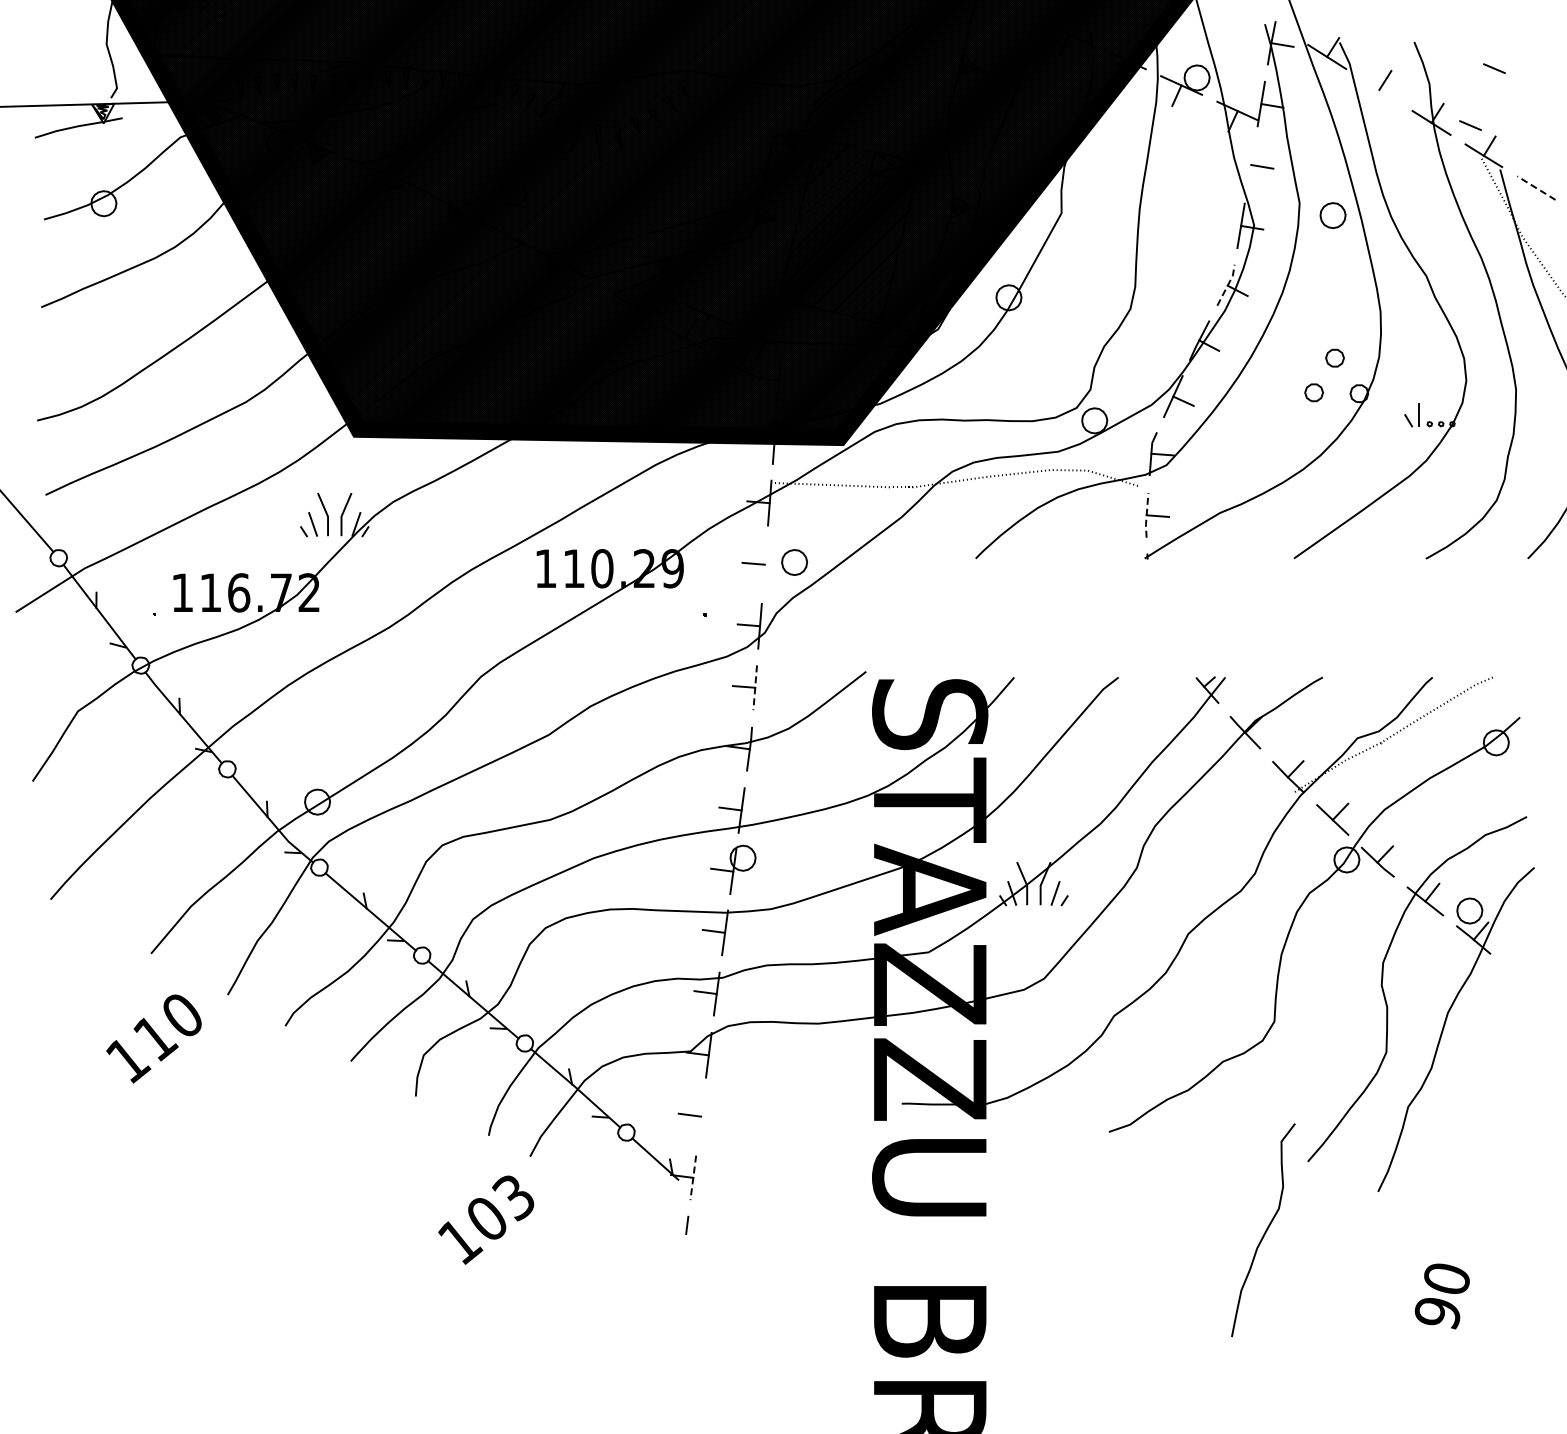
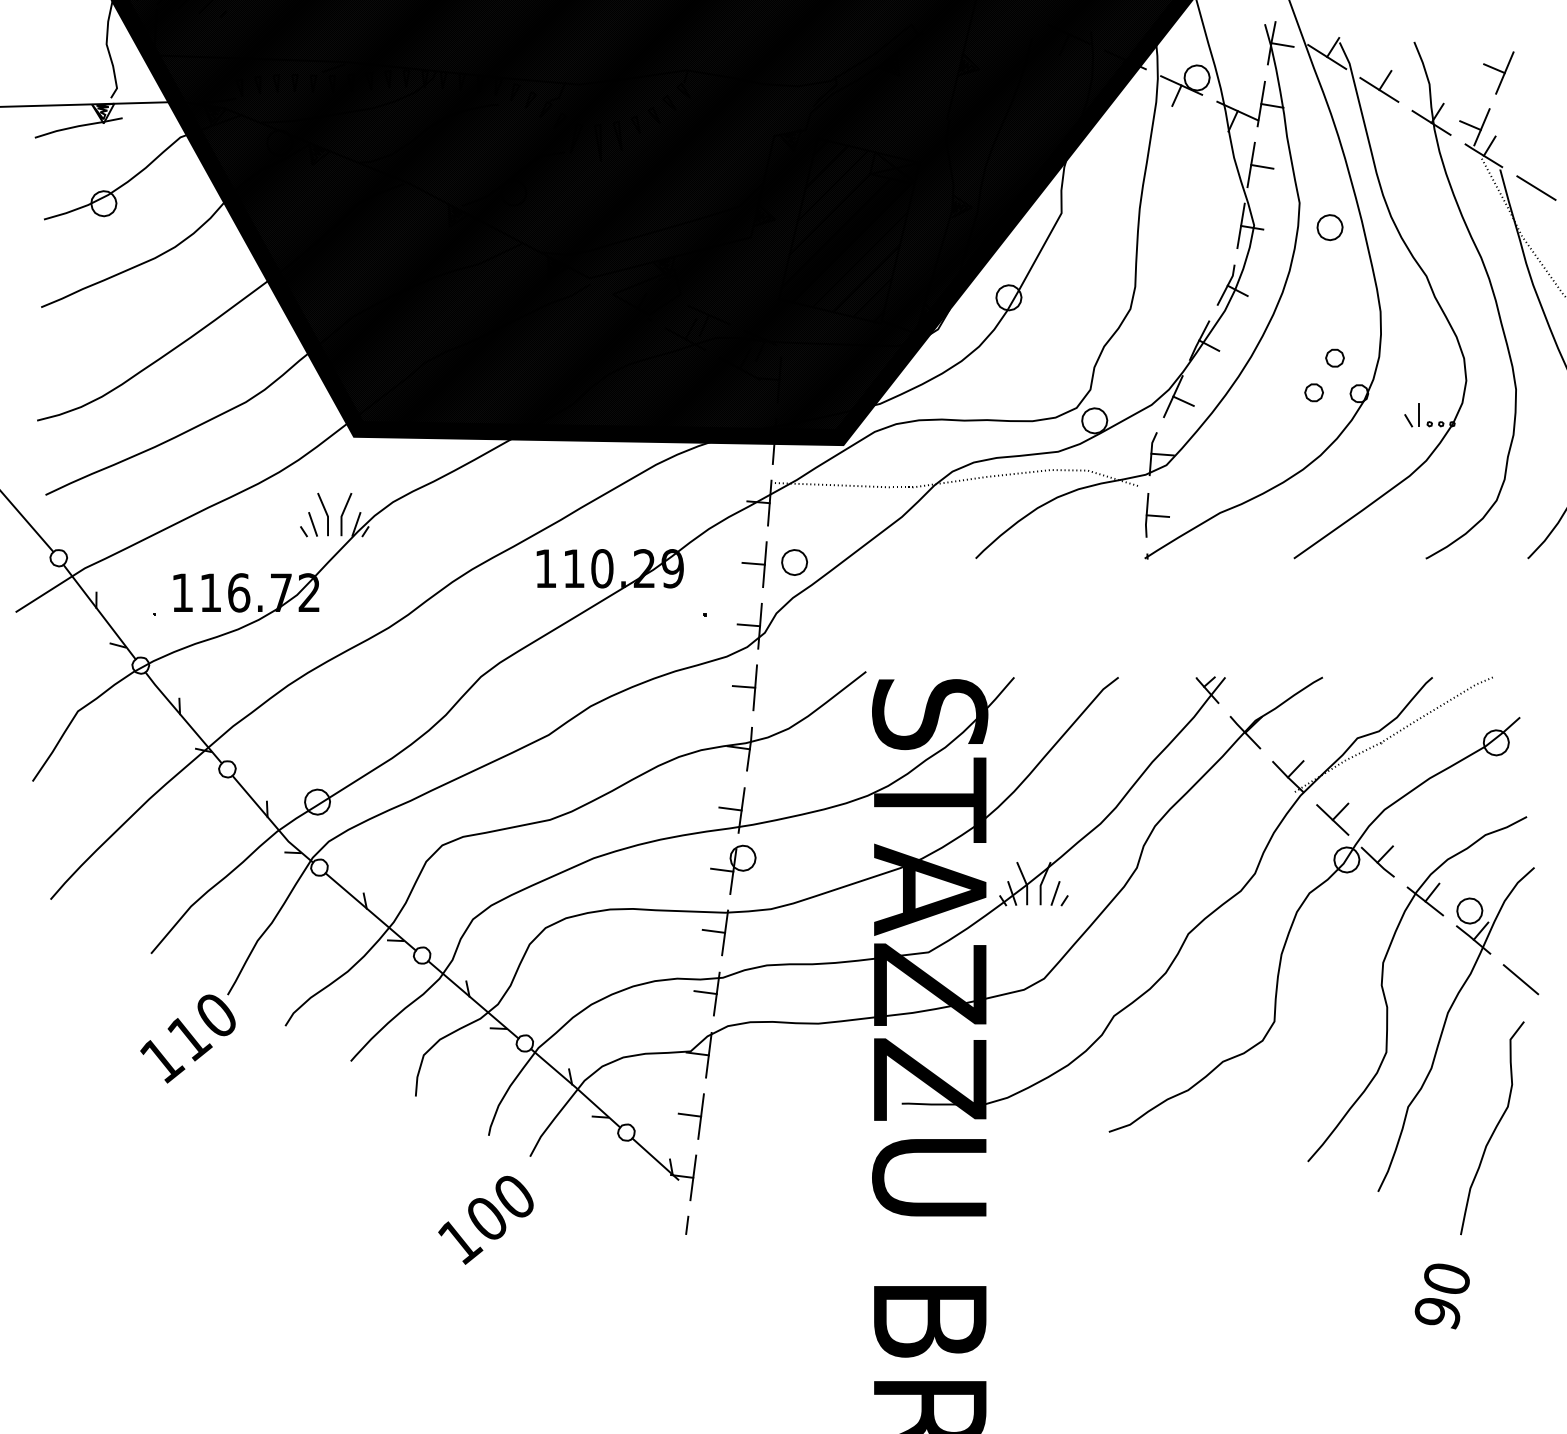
line: none -> present (1504, 72)
line: none -> present (1379, 89)
line: none -> present (1481, 127)
line: none -> present (1250, 164)
line: dashed -> solid (1536, 187)
part position: (1332, 215) -> (1329, 227) (1329, 227)
line: dashed -> solid (1228, 284)
line: dashed -> solid (1146, 515)
line: none -> present (764, 564)
line: dashed -> solid (755, 688)
line: none -> present (1520, 979)
text position: (153, 1038) -> (187, 1038) (187, 1038)
line: none -> present (700, 1116)
line: dashed -> solid (693, 1178)
text: 103 -> 100 (513, 1198)
curve position: (1265, 1230) -> (1494, 1128) (1494, 1128)
